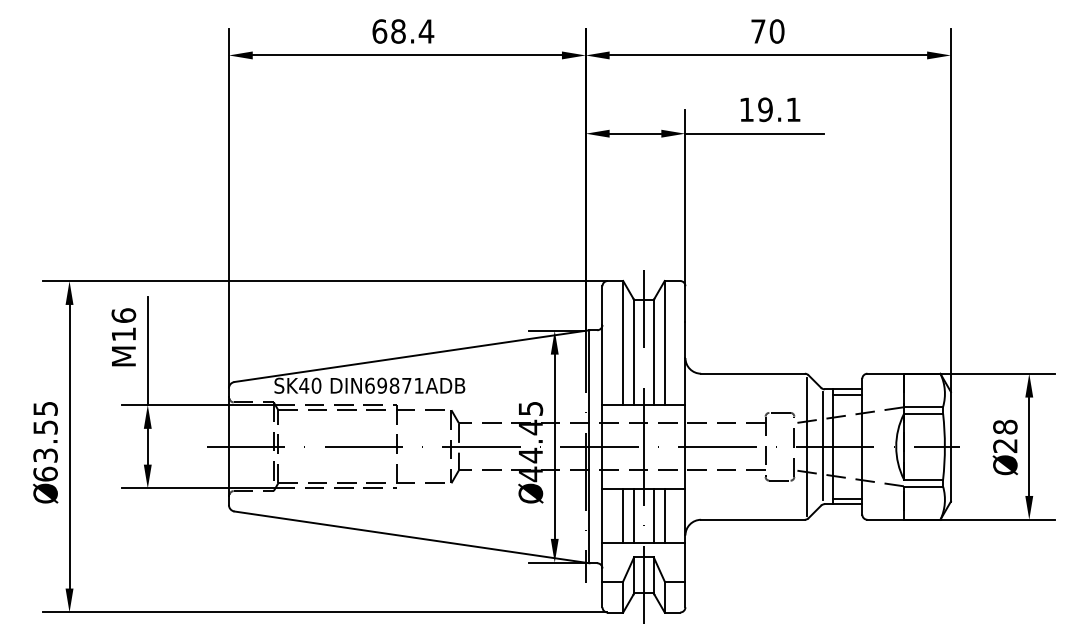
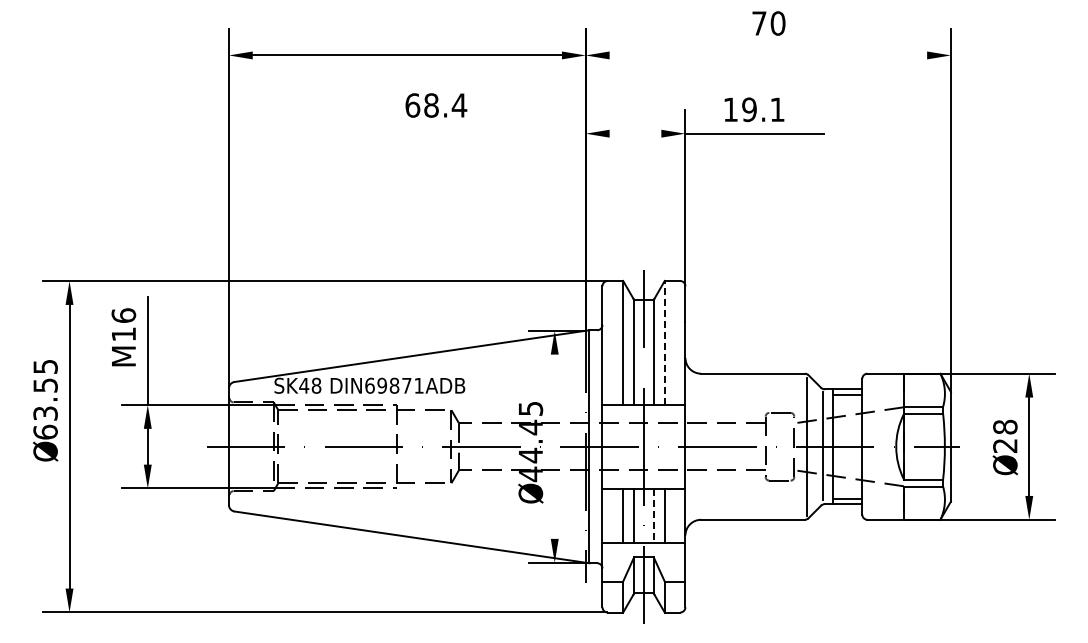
text position: (403, 31) -> (436, 105) (436, 105)
text position: (767, 31) -> (768, 23) (768, 23)
line: present -> none (768, 55)
text position: (770, 109) -> (754, 109) (754, 109)
line: present -> none (635, 133)
line: solid -> dashed (664, 342)
text: SK40 -> SK48 (316, 385)
line: present -> none (554, 446)
text position: (45, 452) -> (45, 410) (45, 410)
line: solid -> dashed (653, 516)
